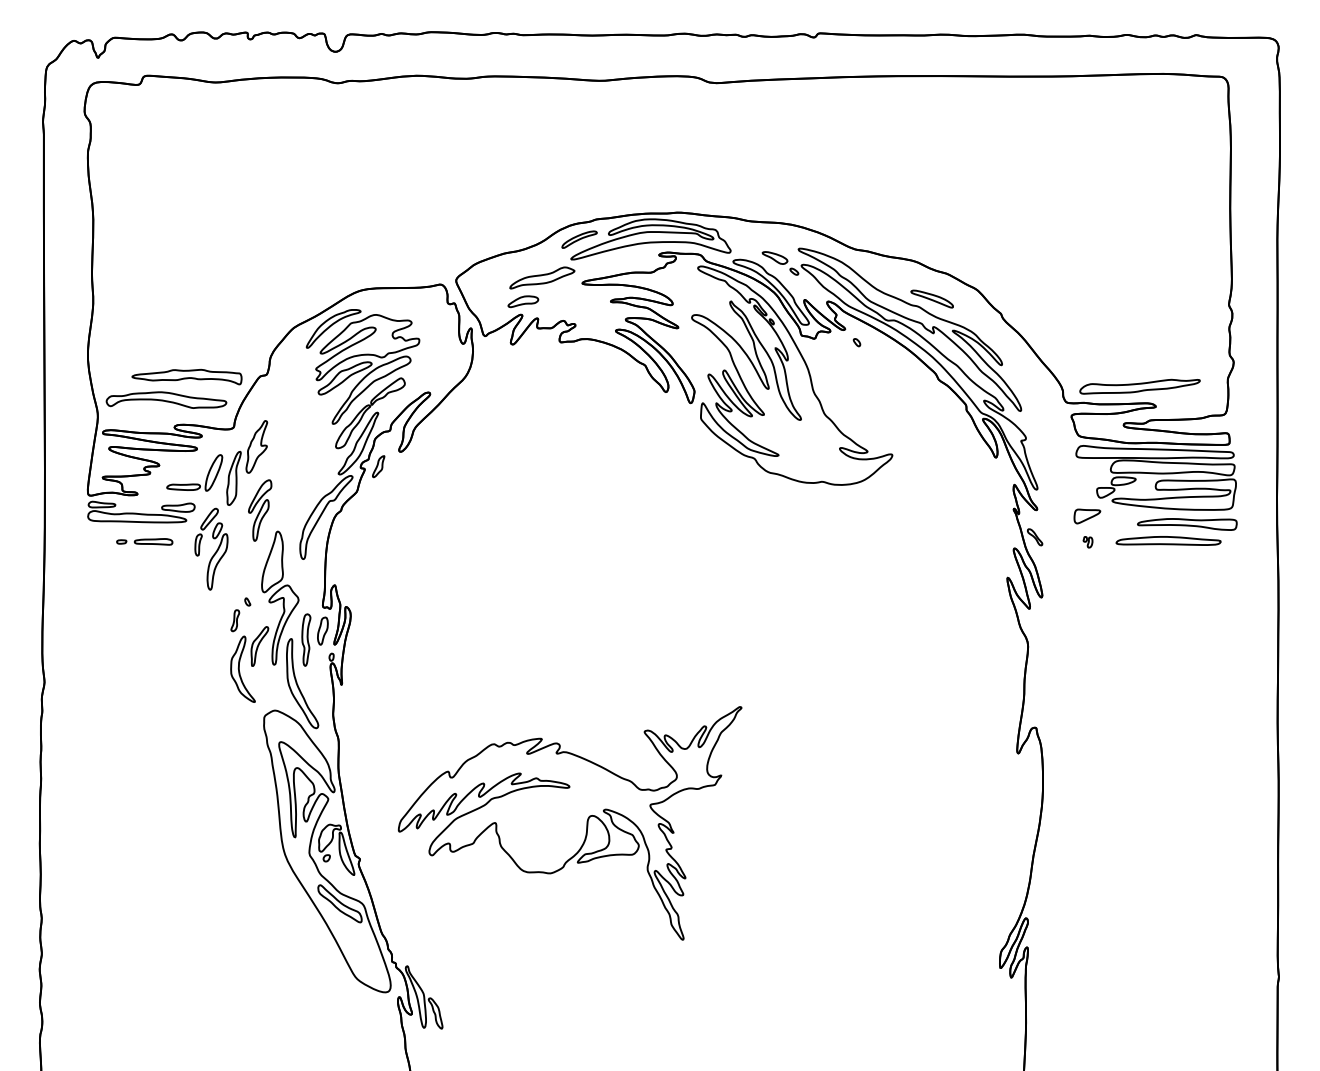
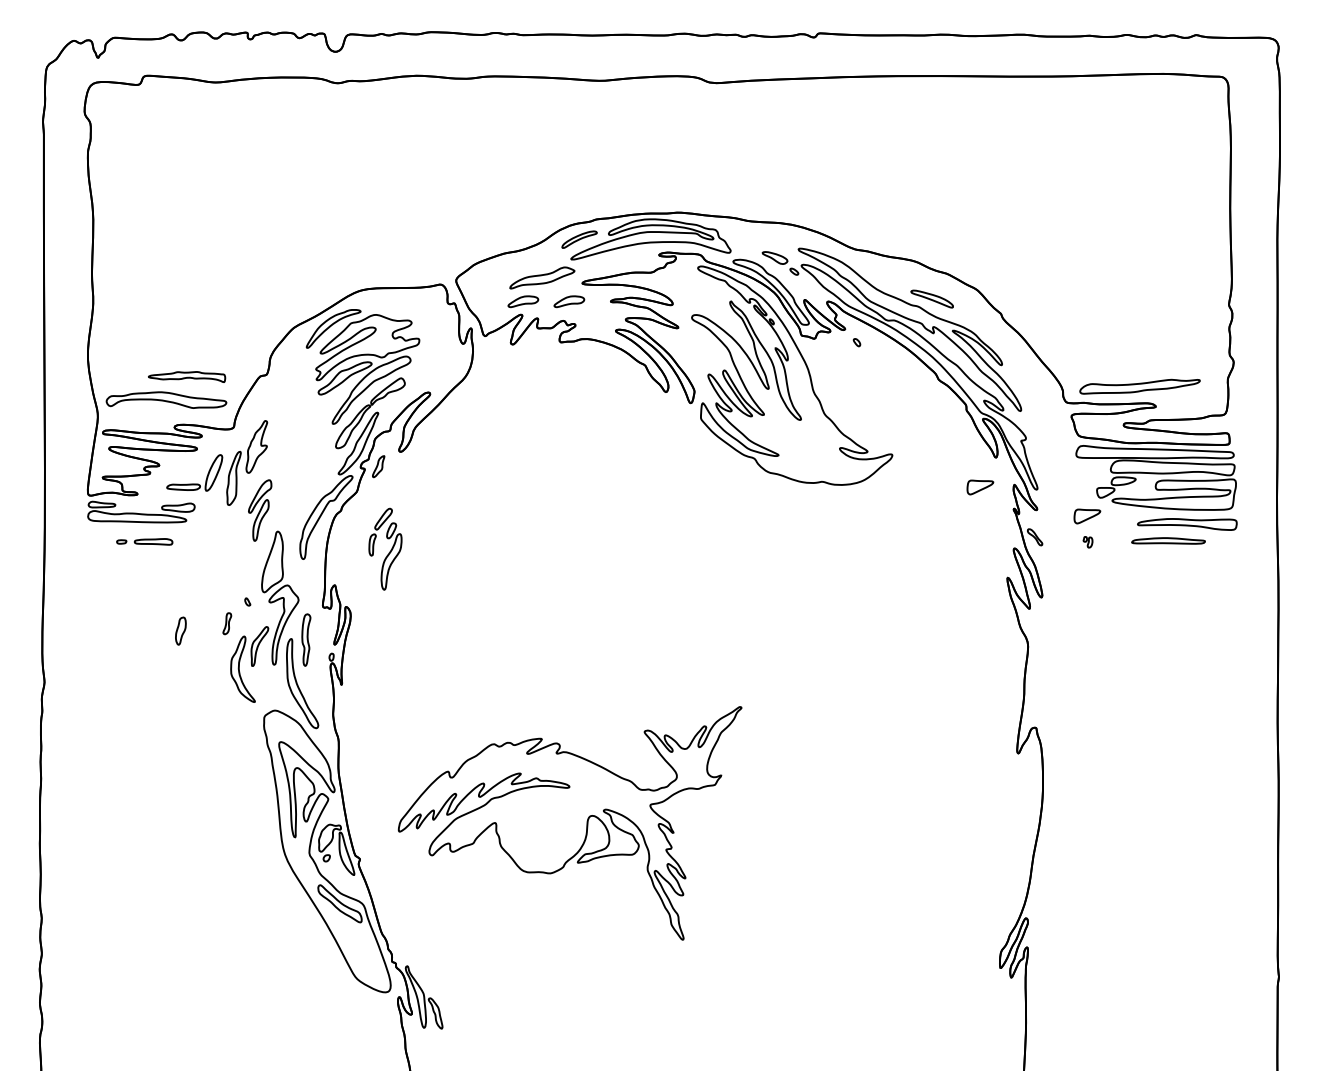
part: none -> present (569, 301)
part size: 112x18 px -> 79x12 px (187, 376)
part: none -> present (980, 487)
part size: 107x10 px -> 75x8 px (1168, 540)
part position: (211, 548) -> (385, 548) (385, 548)
part position: (235, 620) -> (227, 623) (227, 623)
part position: (322, 630) -> (180, 630) (180, 630)
